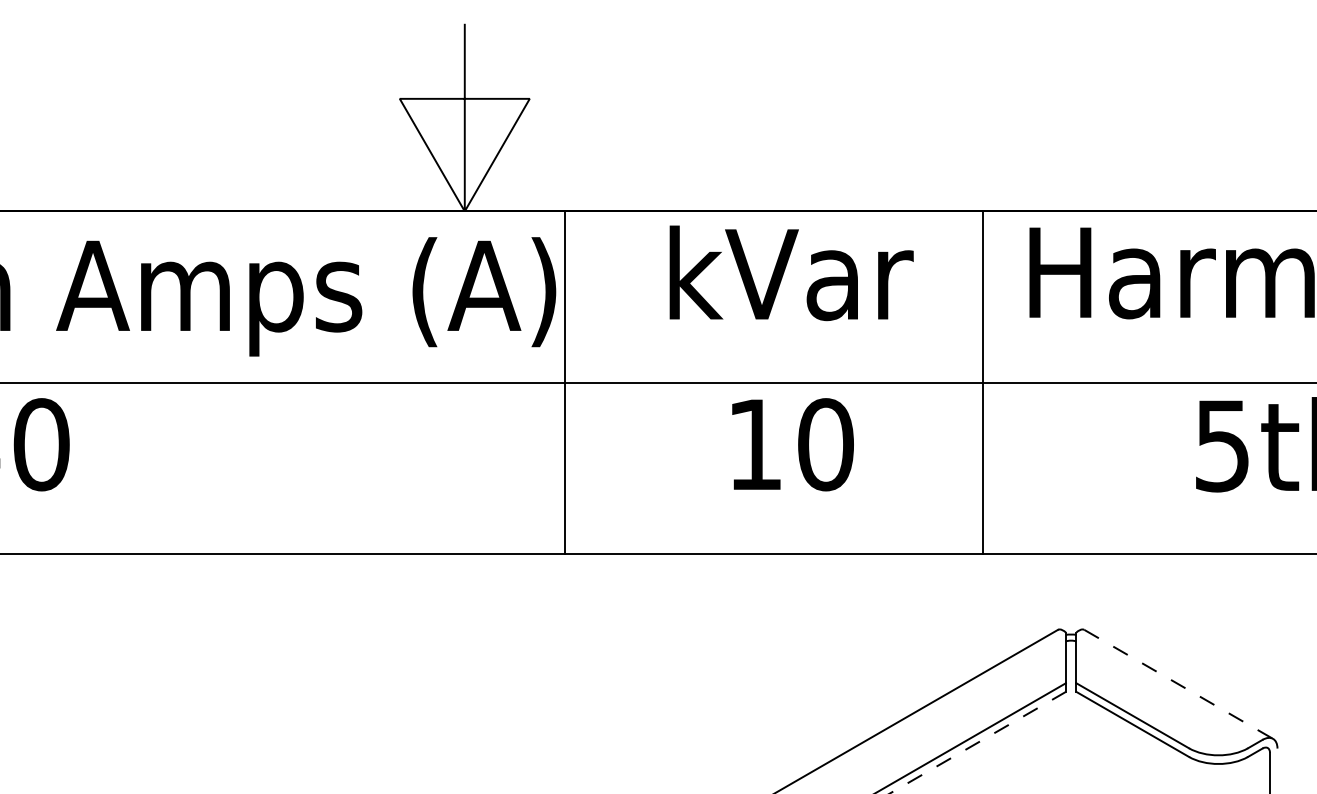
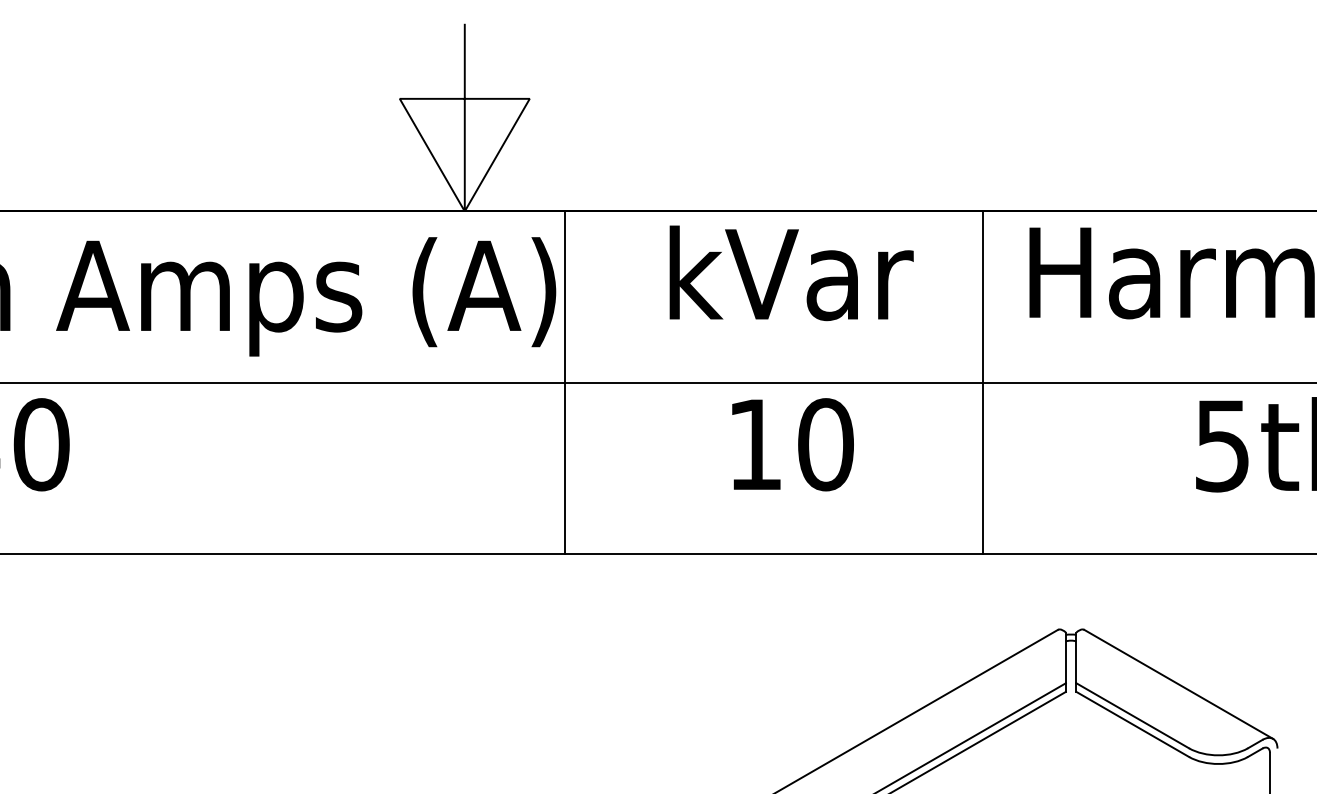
line: dashed -> solid (1178, 684)
line: dashed -> solid (977, 742)
